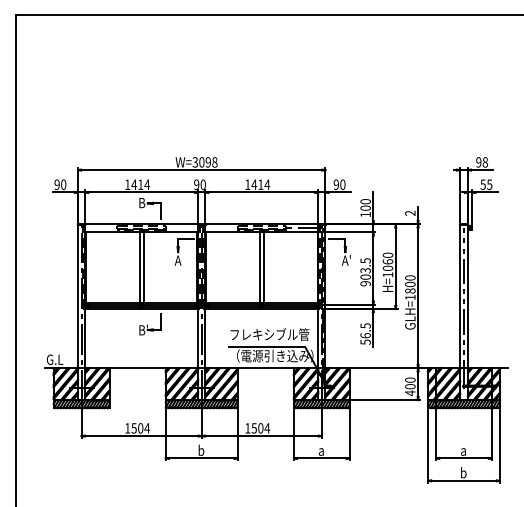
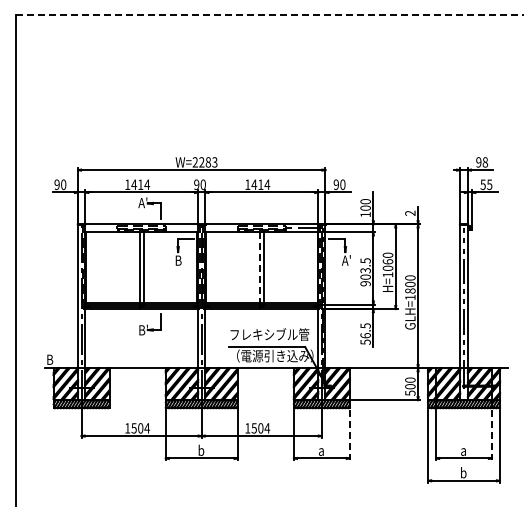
line: solid -> dashed (269, 15)
text: W=3098 -> W=2283 (204, 162)
text: B -> A' (142, 202)
text: A -> B (177, 260)
line: solid -> dashed (259, 269)
text: G.L -> B (54, 359)
text: 400 -> 500 (410, 393)
line: solid -> dashed (349, 435)
line: solid -> dashed (491, 435)
